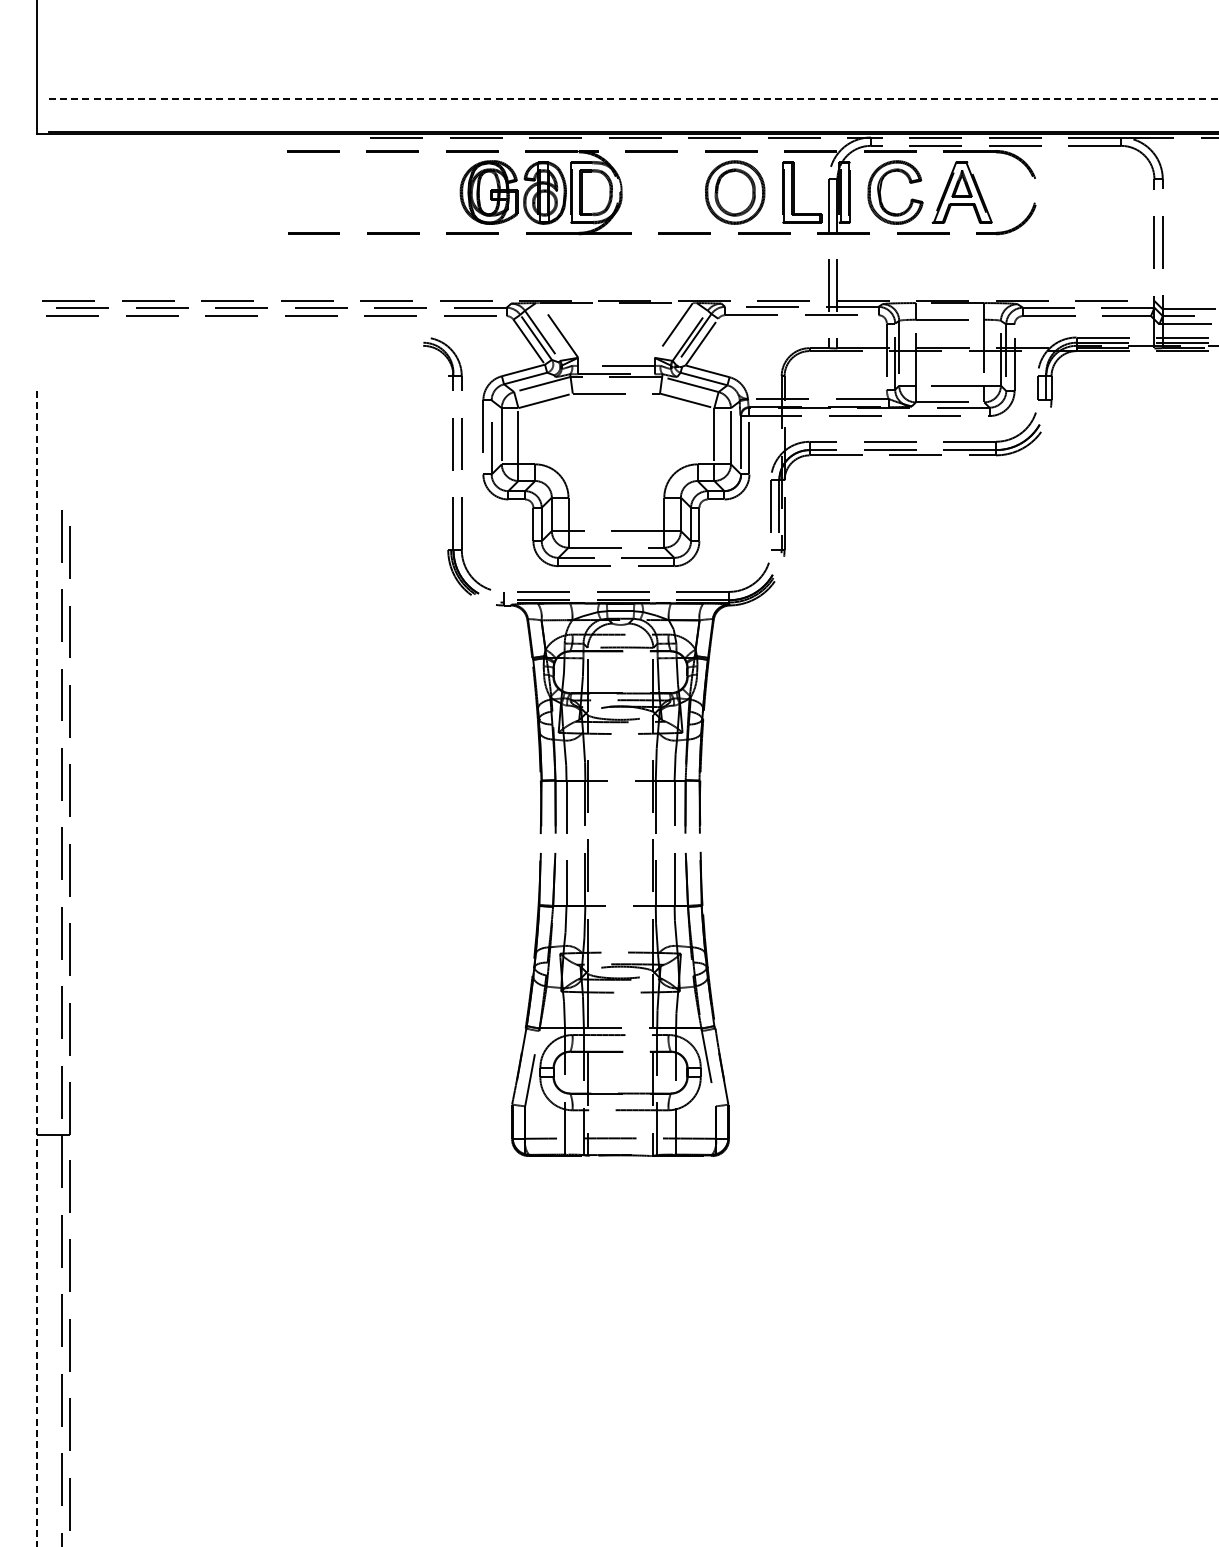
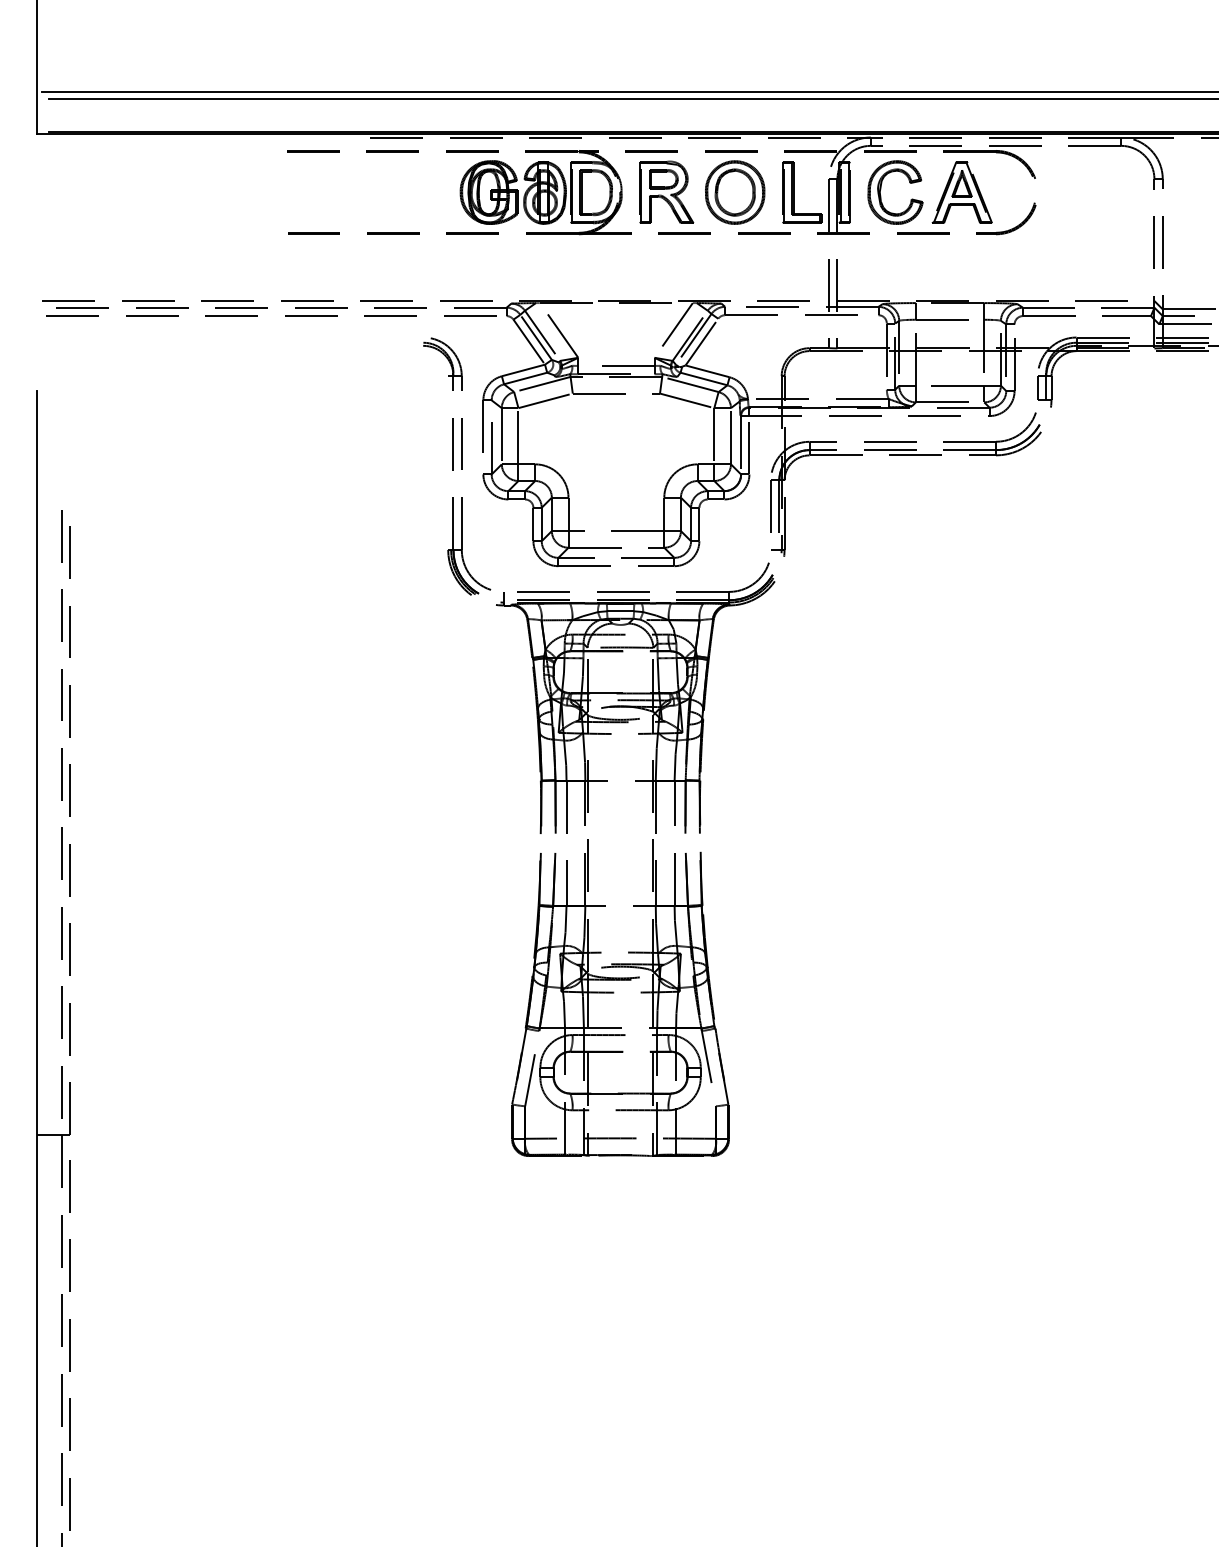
line: none -> present (628, 92)
line: dashed -> solid (633, 99)
part: none -> present (666, 191)
line: dashed -> solid (36, 968)
